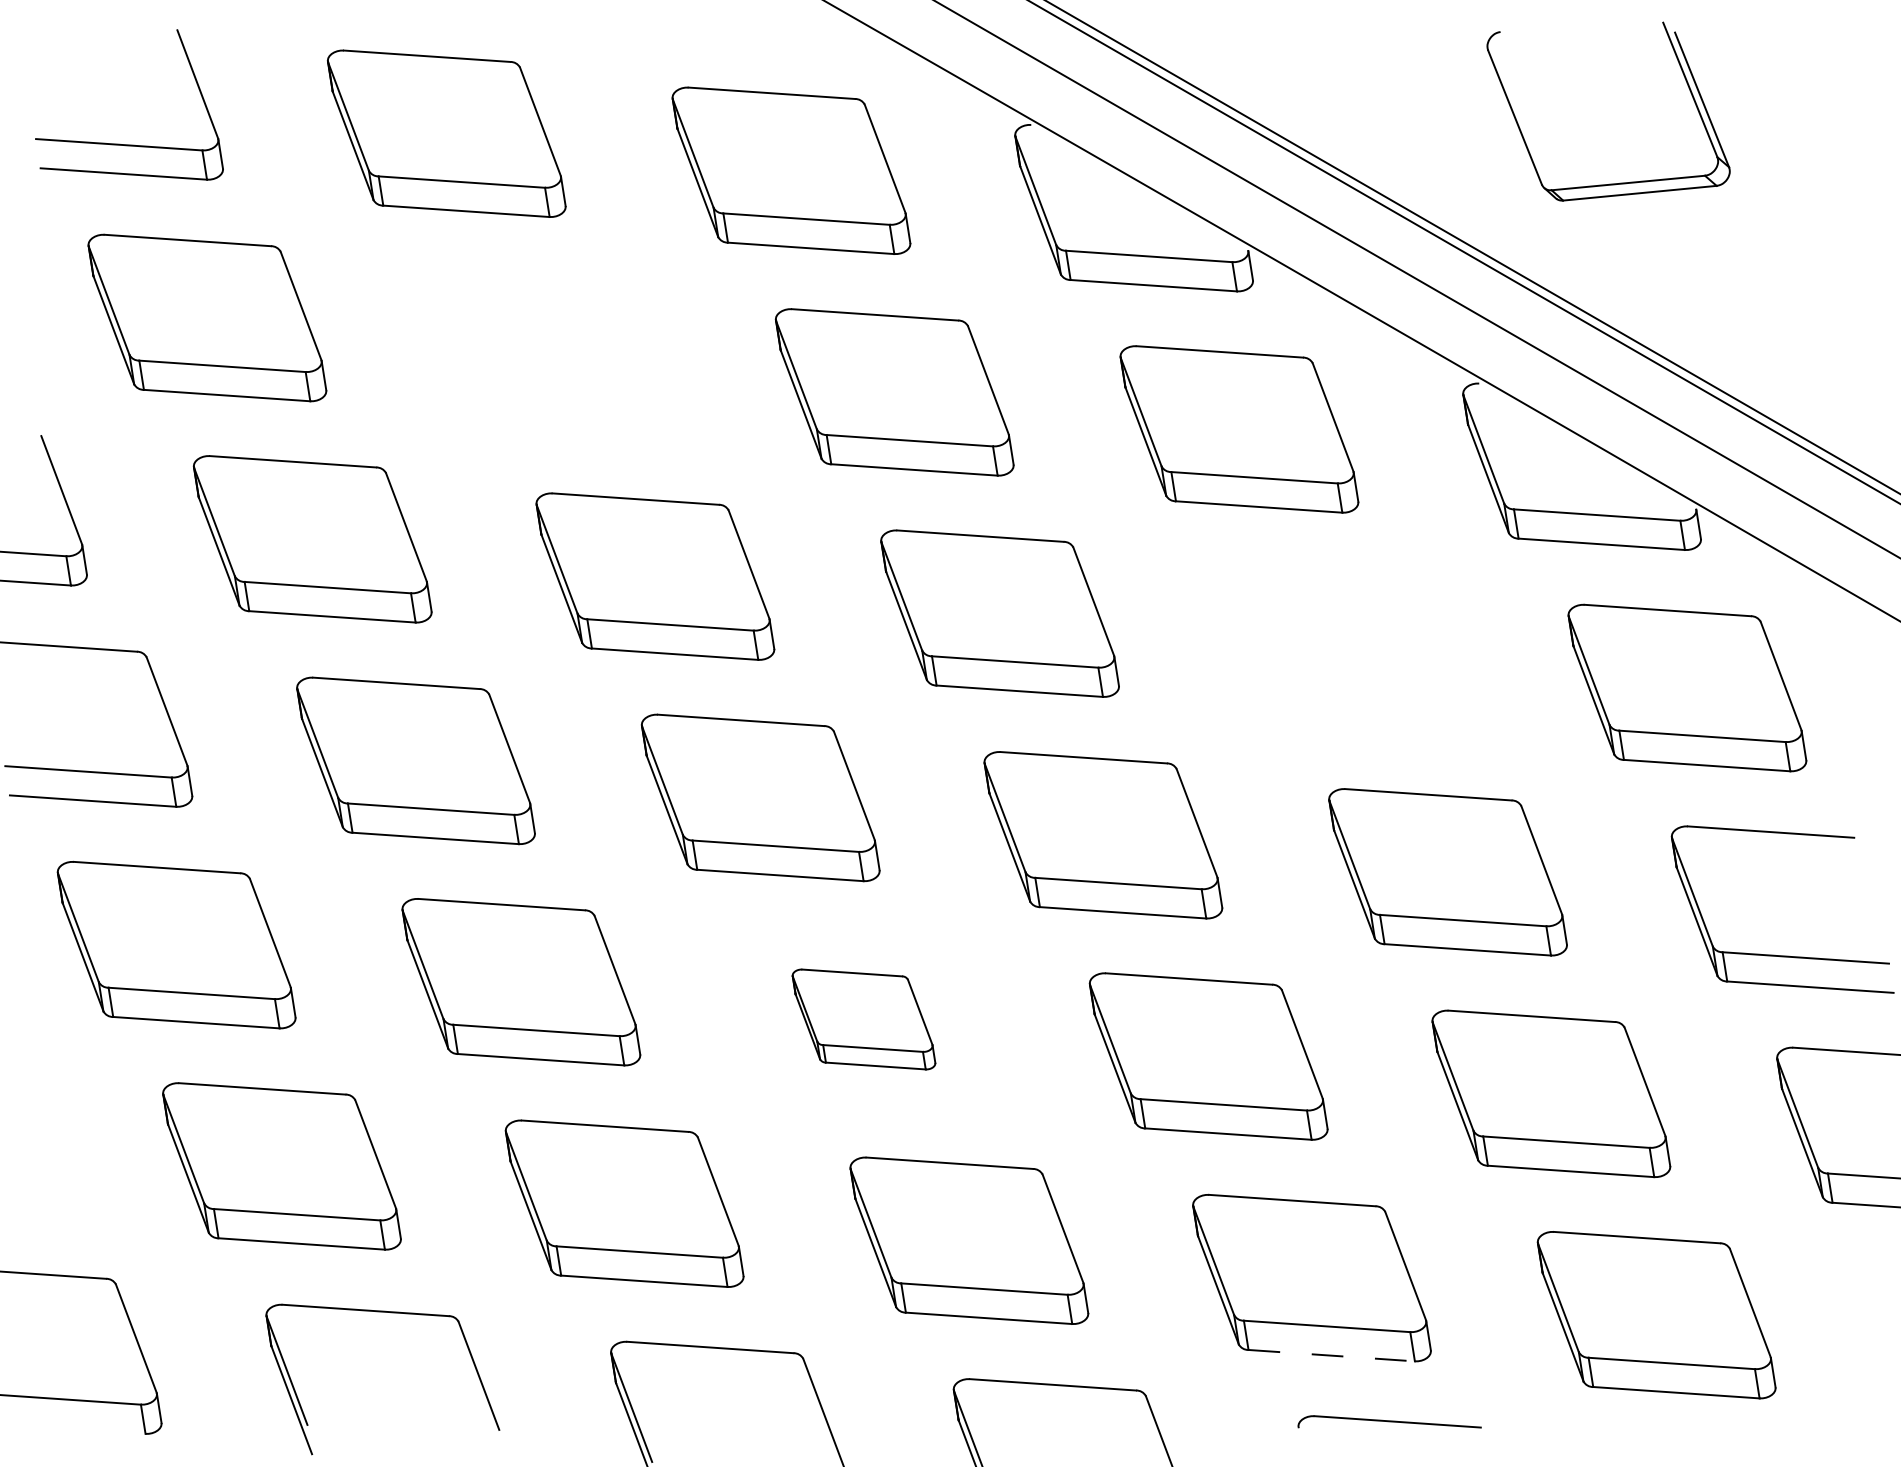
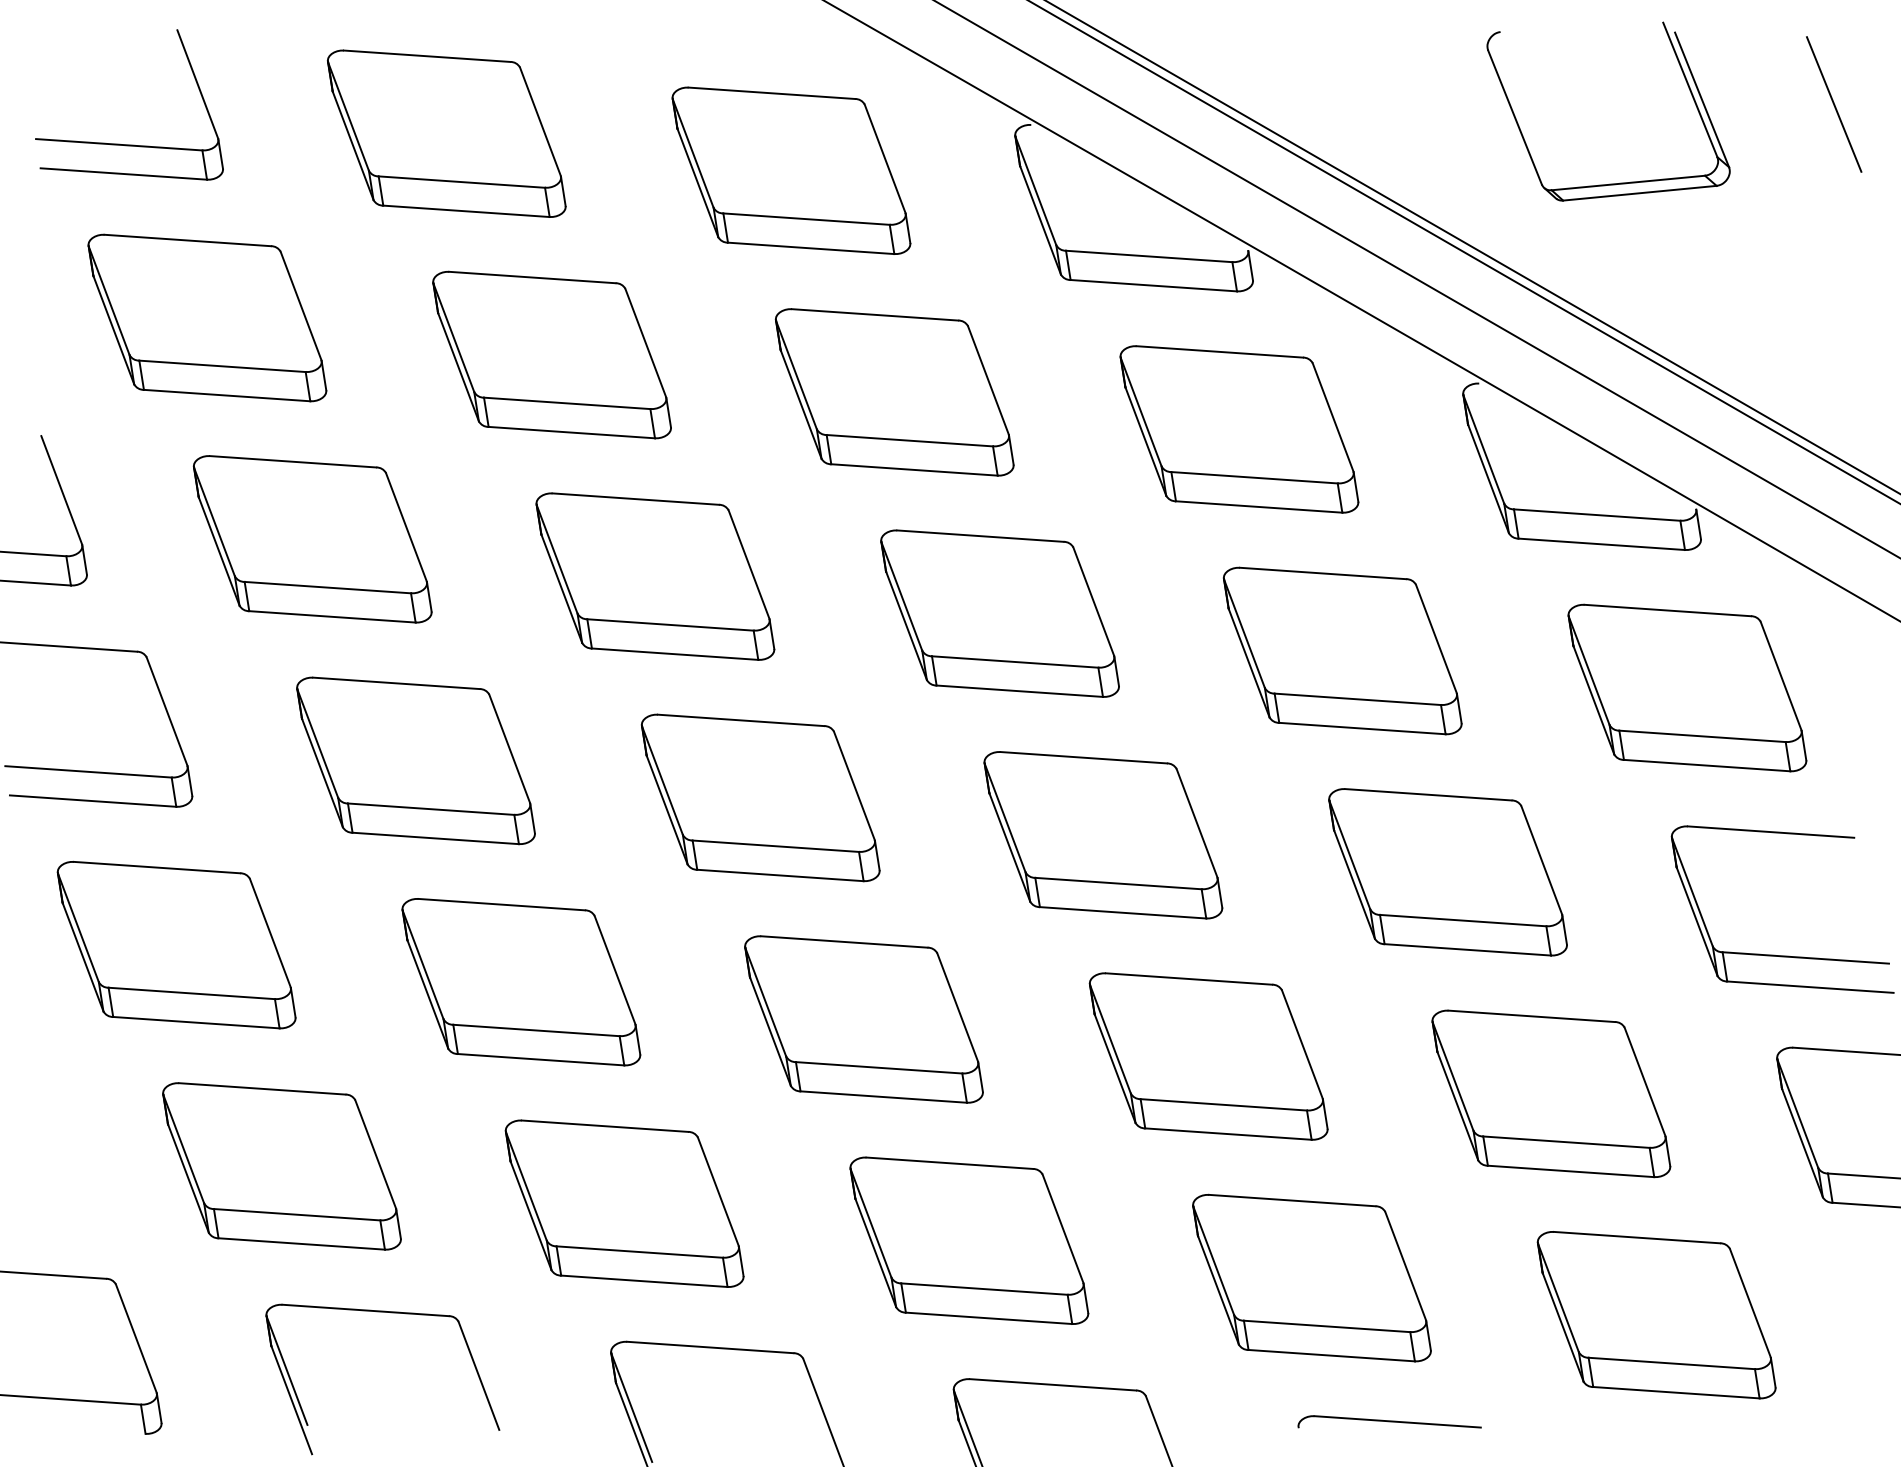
line: none -> present (1833, 104)
part: none -> present (551, 354)
part: none -> present (1342, 650)
part size: 146x103 px -> 240x169 px (863, 1019)
line: dashed -> solid (1332, 1355)
